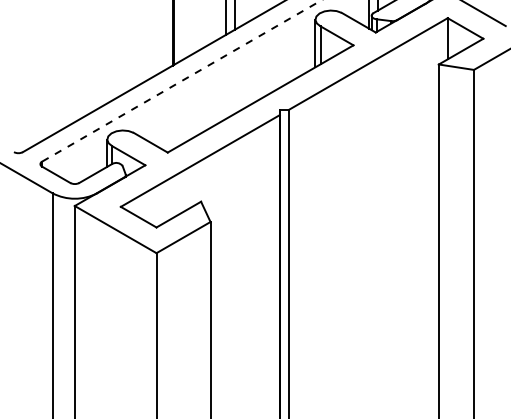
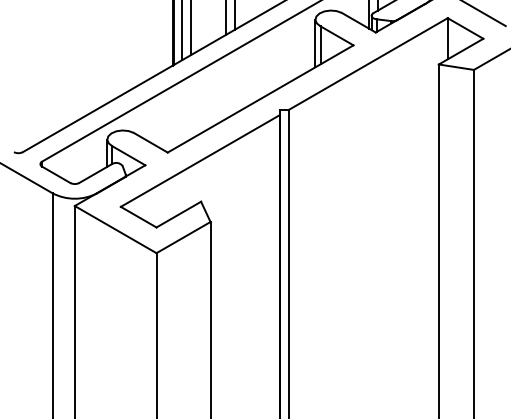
line: none -> present (190, 28)
line: none -> present (181, 31)
line: dashed -> solid (182, 80)
